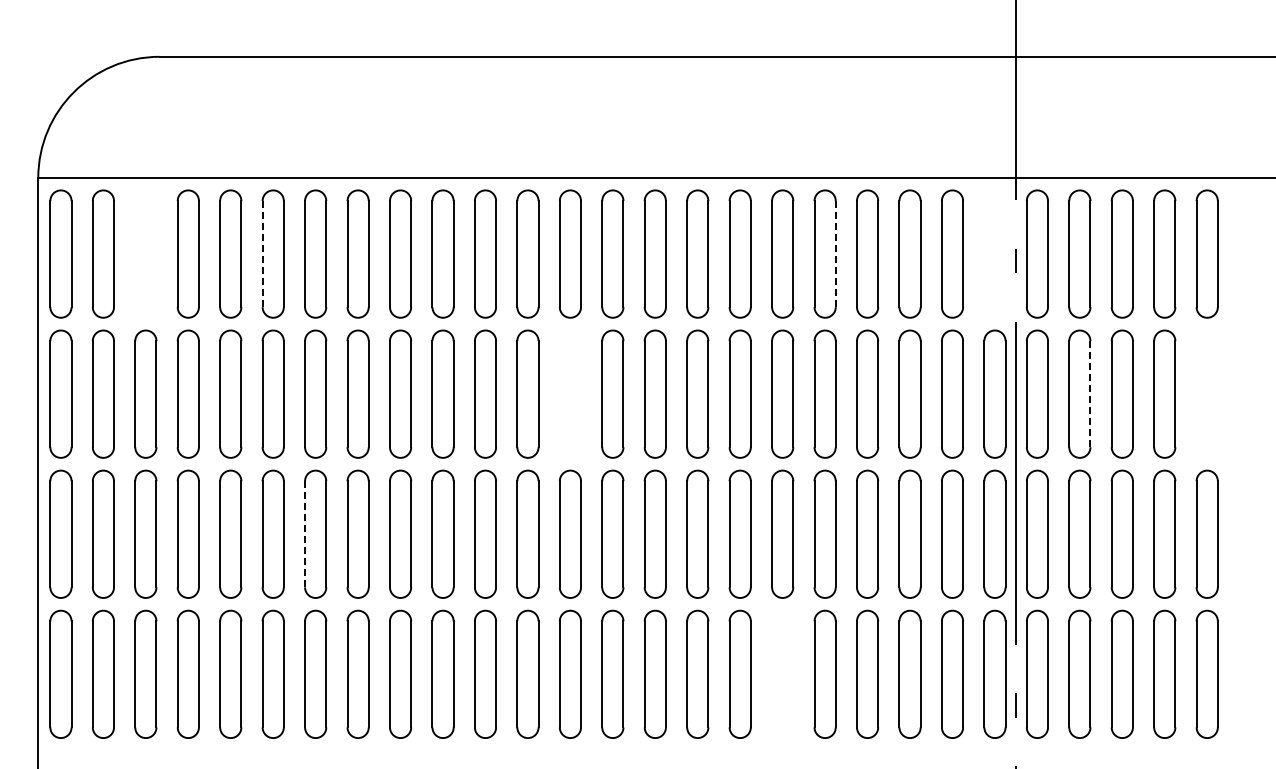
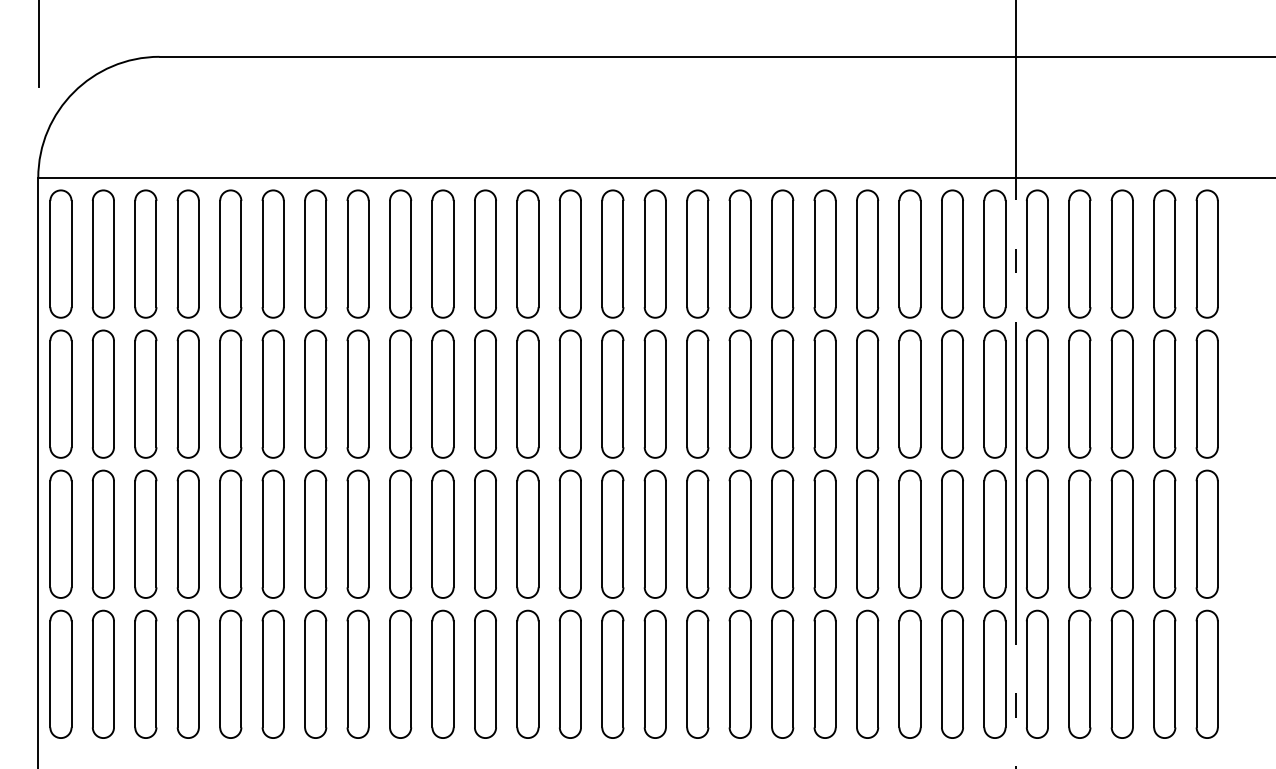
line: none -> present (38, 44)
part: none -> present (145, 253)
part: none -> present (994, 253)
line: dashed -> solid (262, 254)
line: dashed -> solid (835, 254)
part: none -> present (569, 393)
part: none -> present (1206, 393)
line: dashed -> solid (1090, 394)
line: dashed -> solid (305, 534)
part: none -> present (782, 673)
